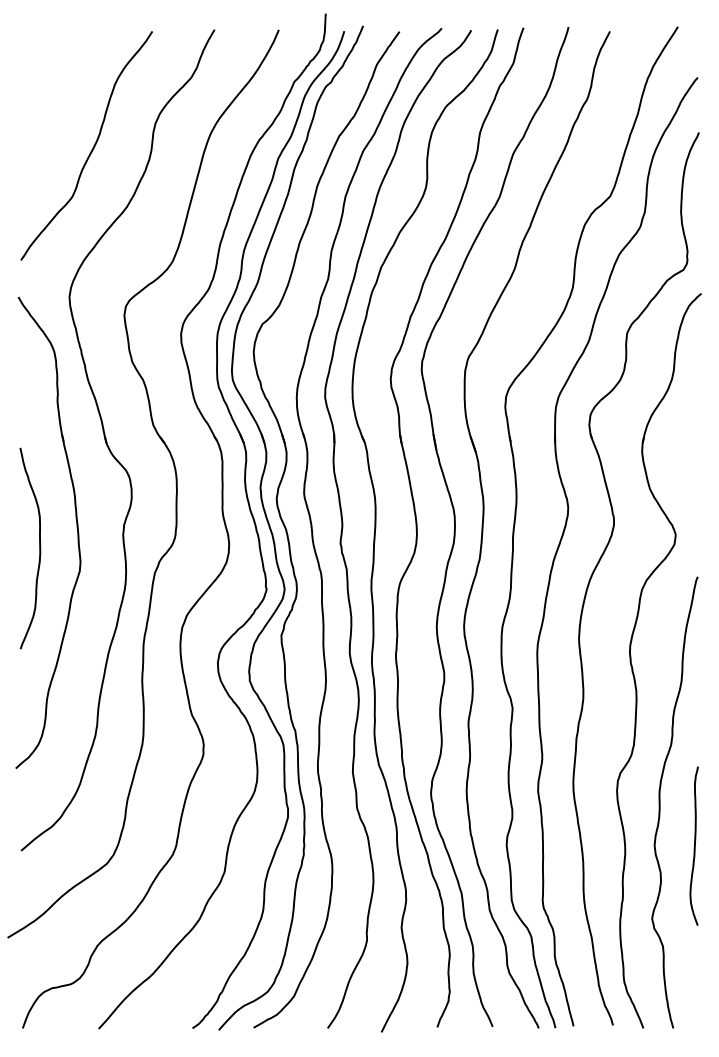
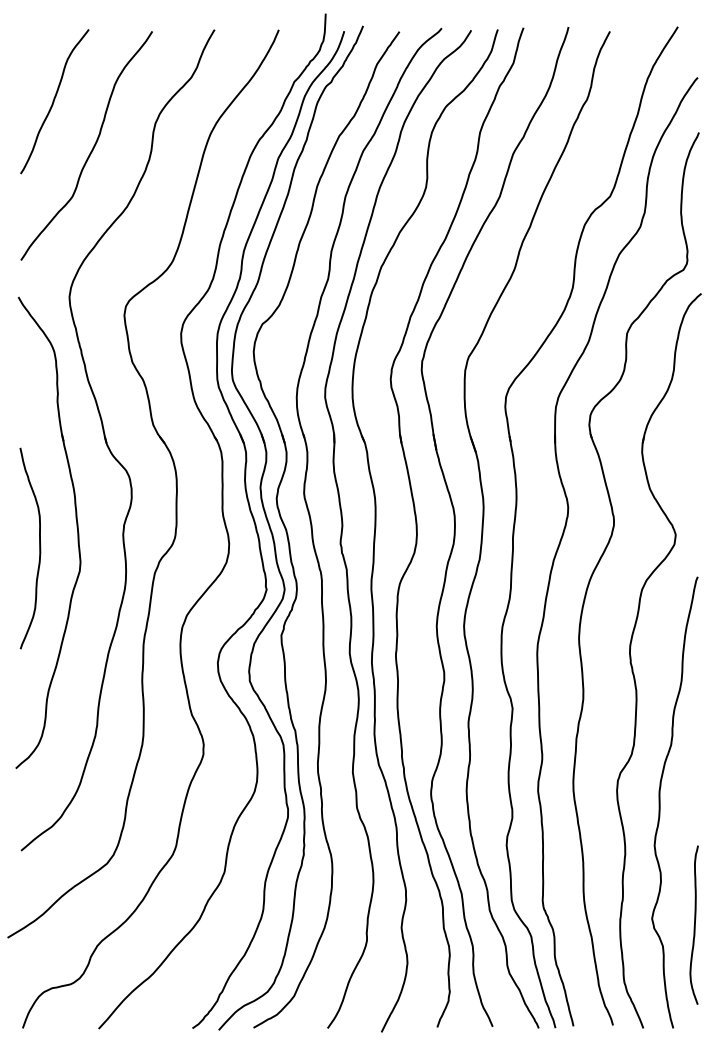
curve: none -> present (54, 101)
curve position: (694, 845) -> (694, 924) (694, 924)
